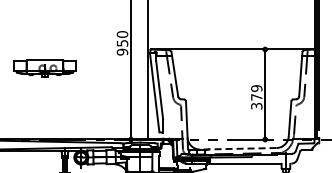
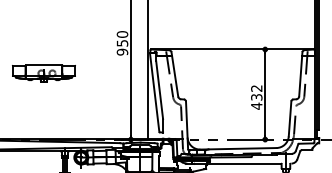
part position: (44, 68) -> (43, 73) (43, 73)
text: 379 -> 432 (256, 97)
line: dashed -> solid (237, 148)
